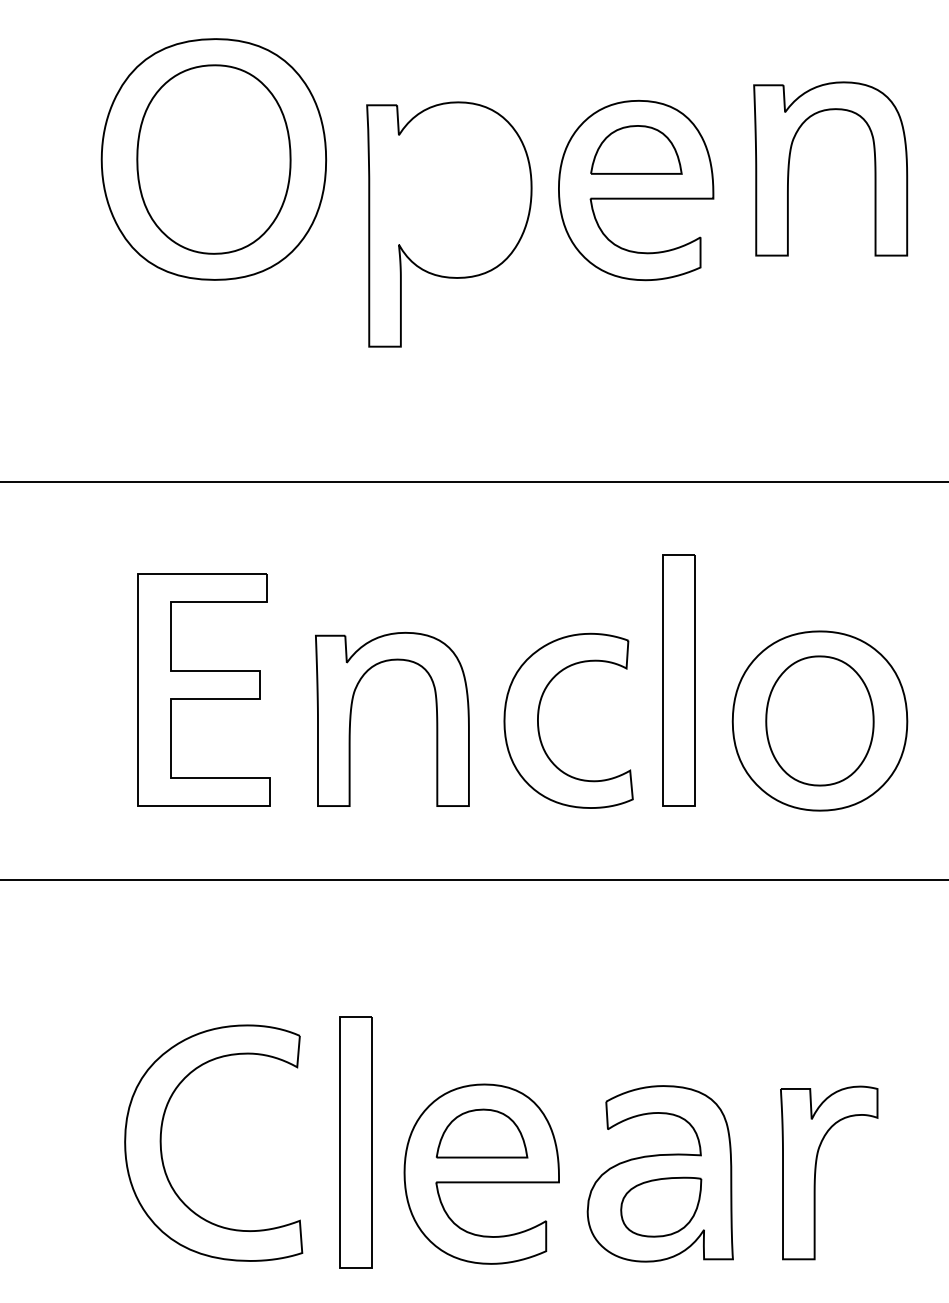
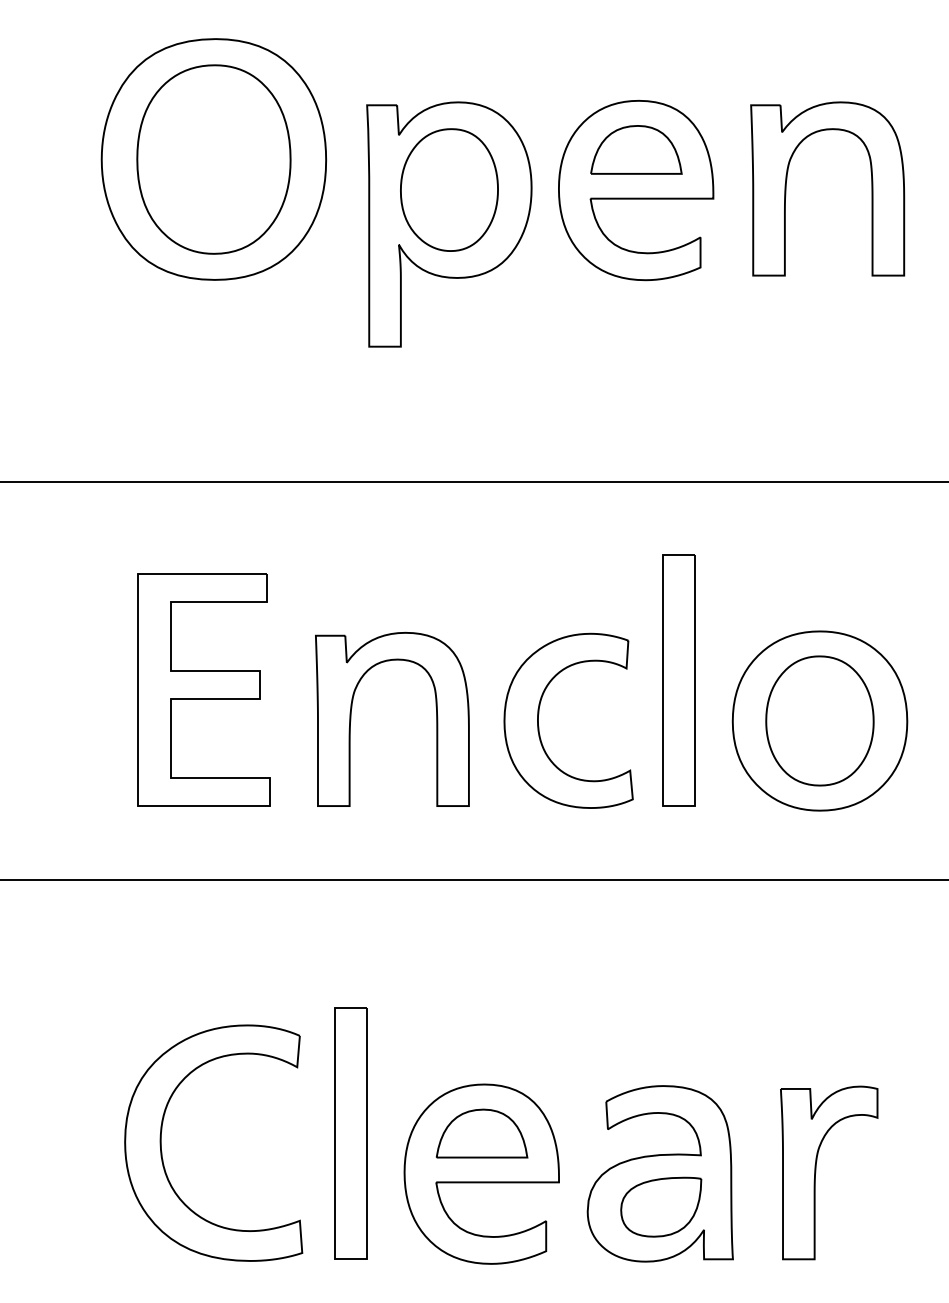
part position: (790, 160) -> (787, 180) (787, 180)
part: none -> present (449, 189)
part position: (355, 1142) -> (350, 1133) (350, 1133)
